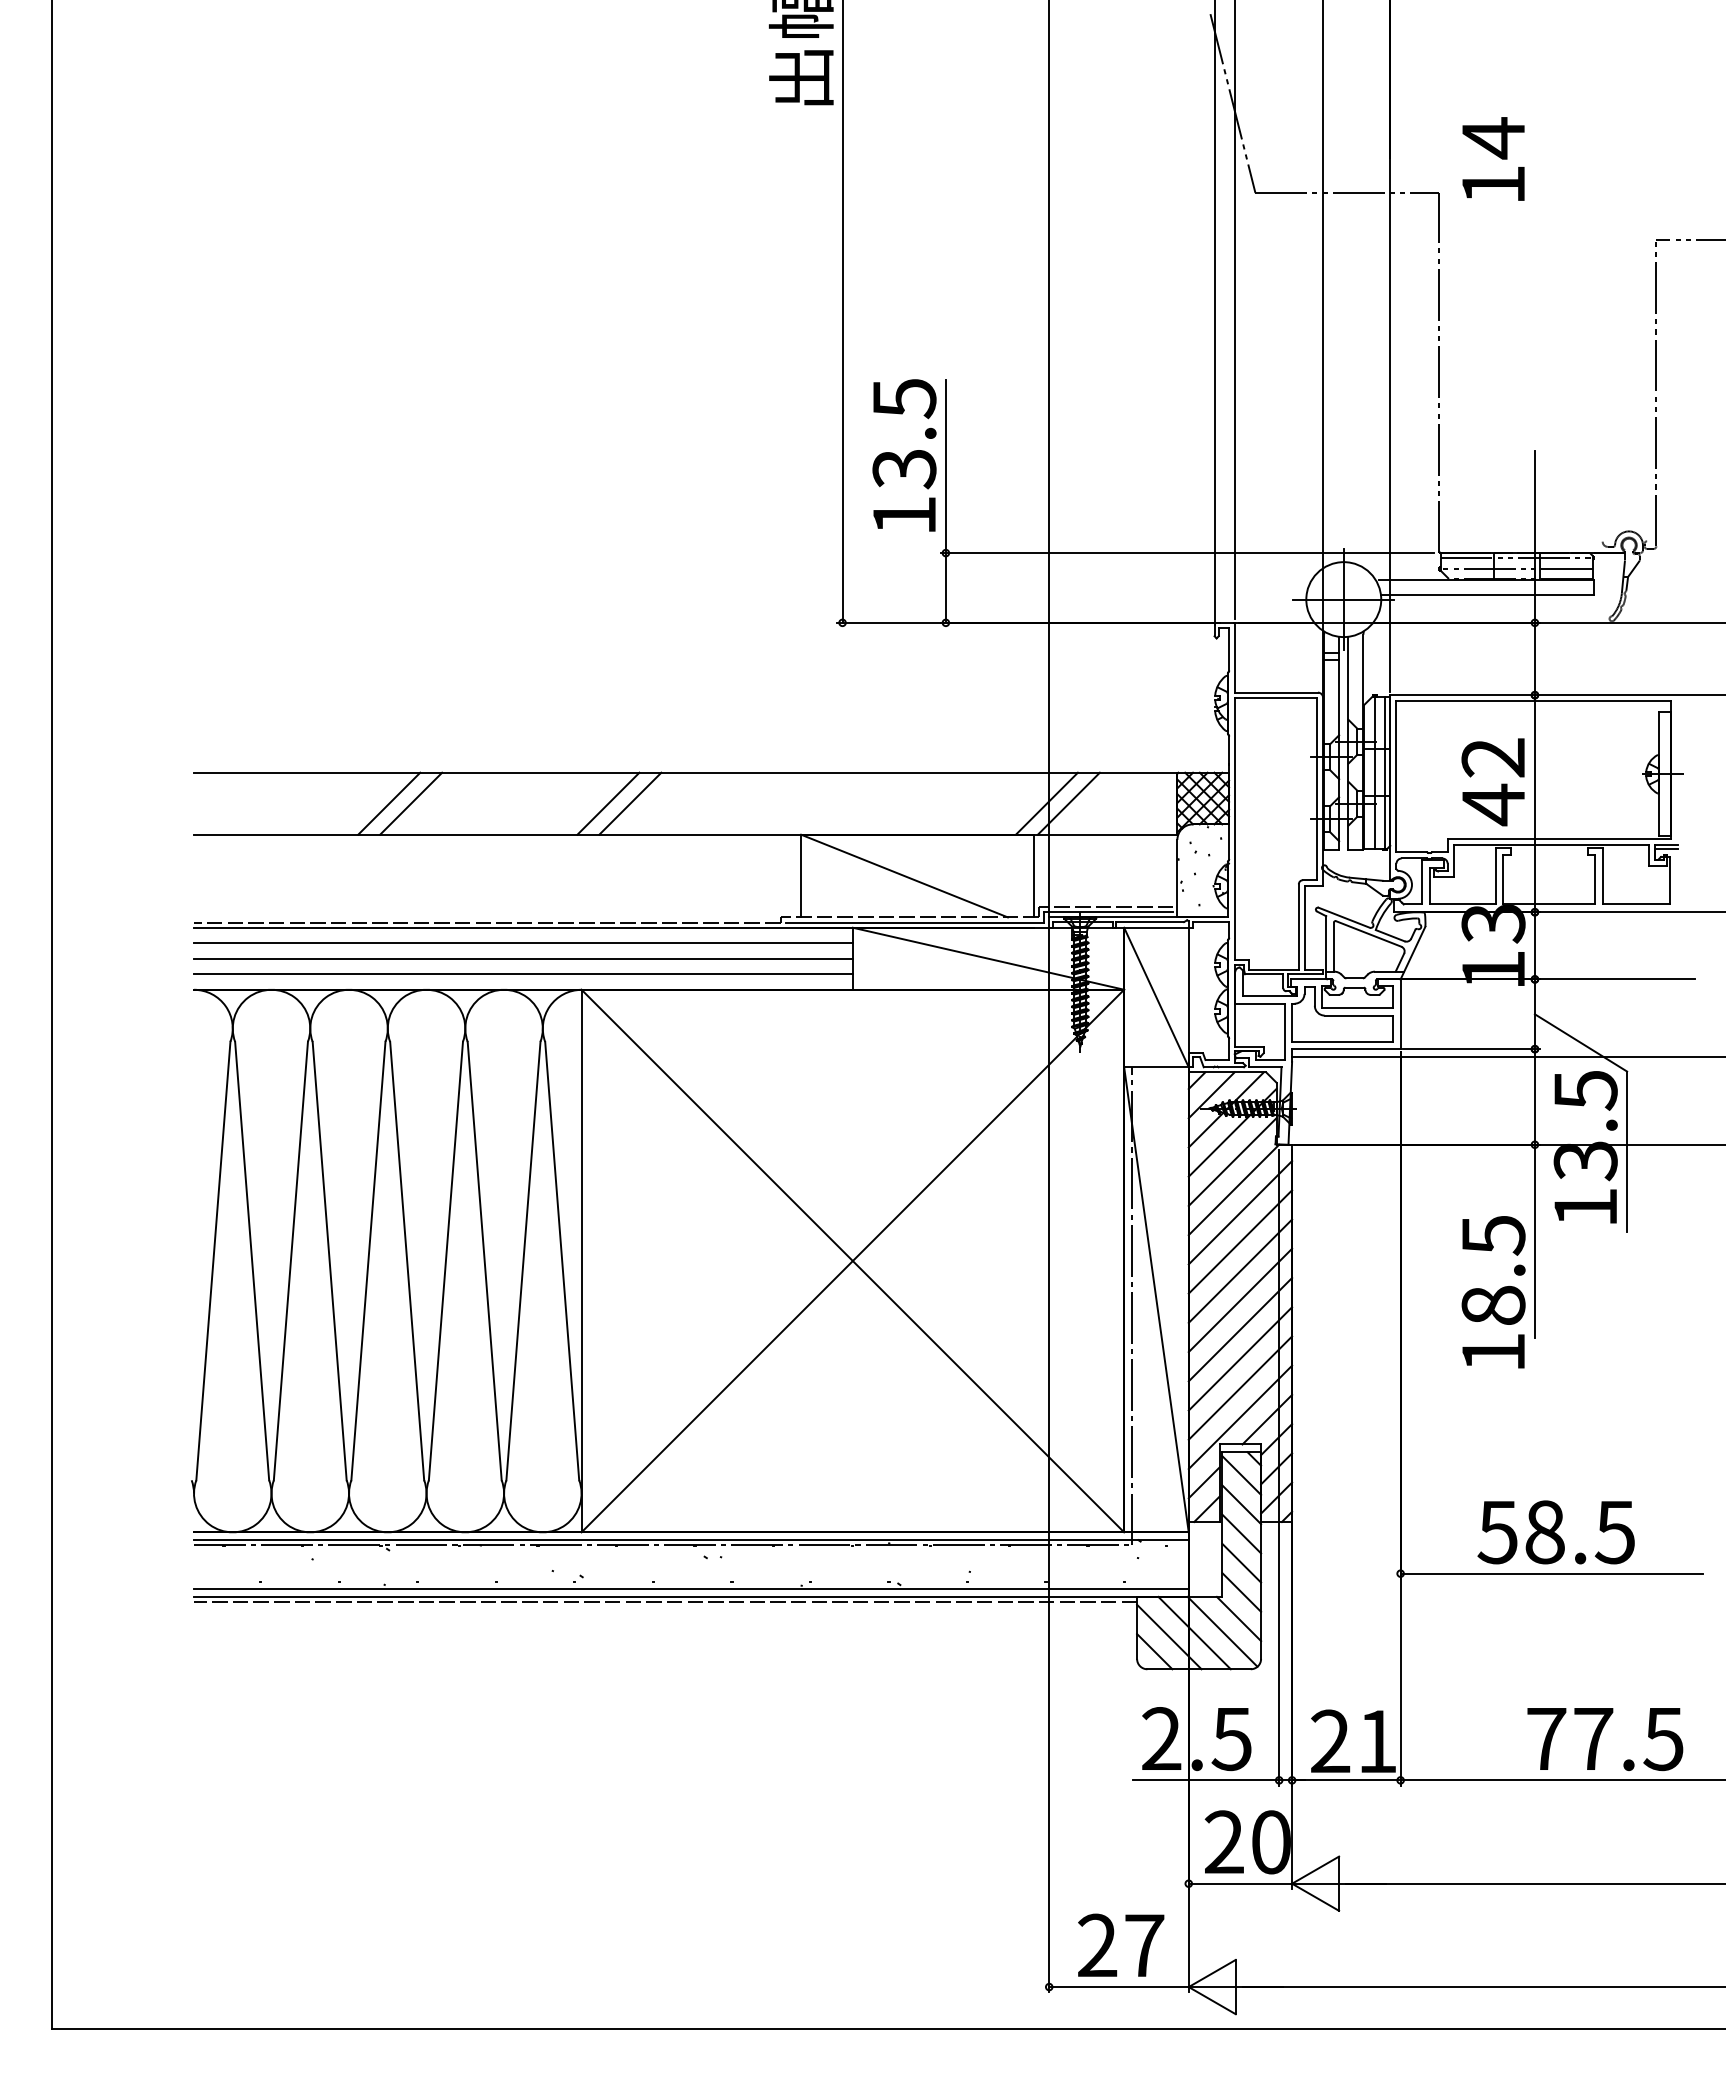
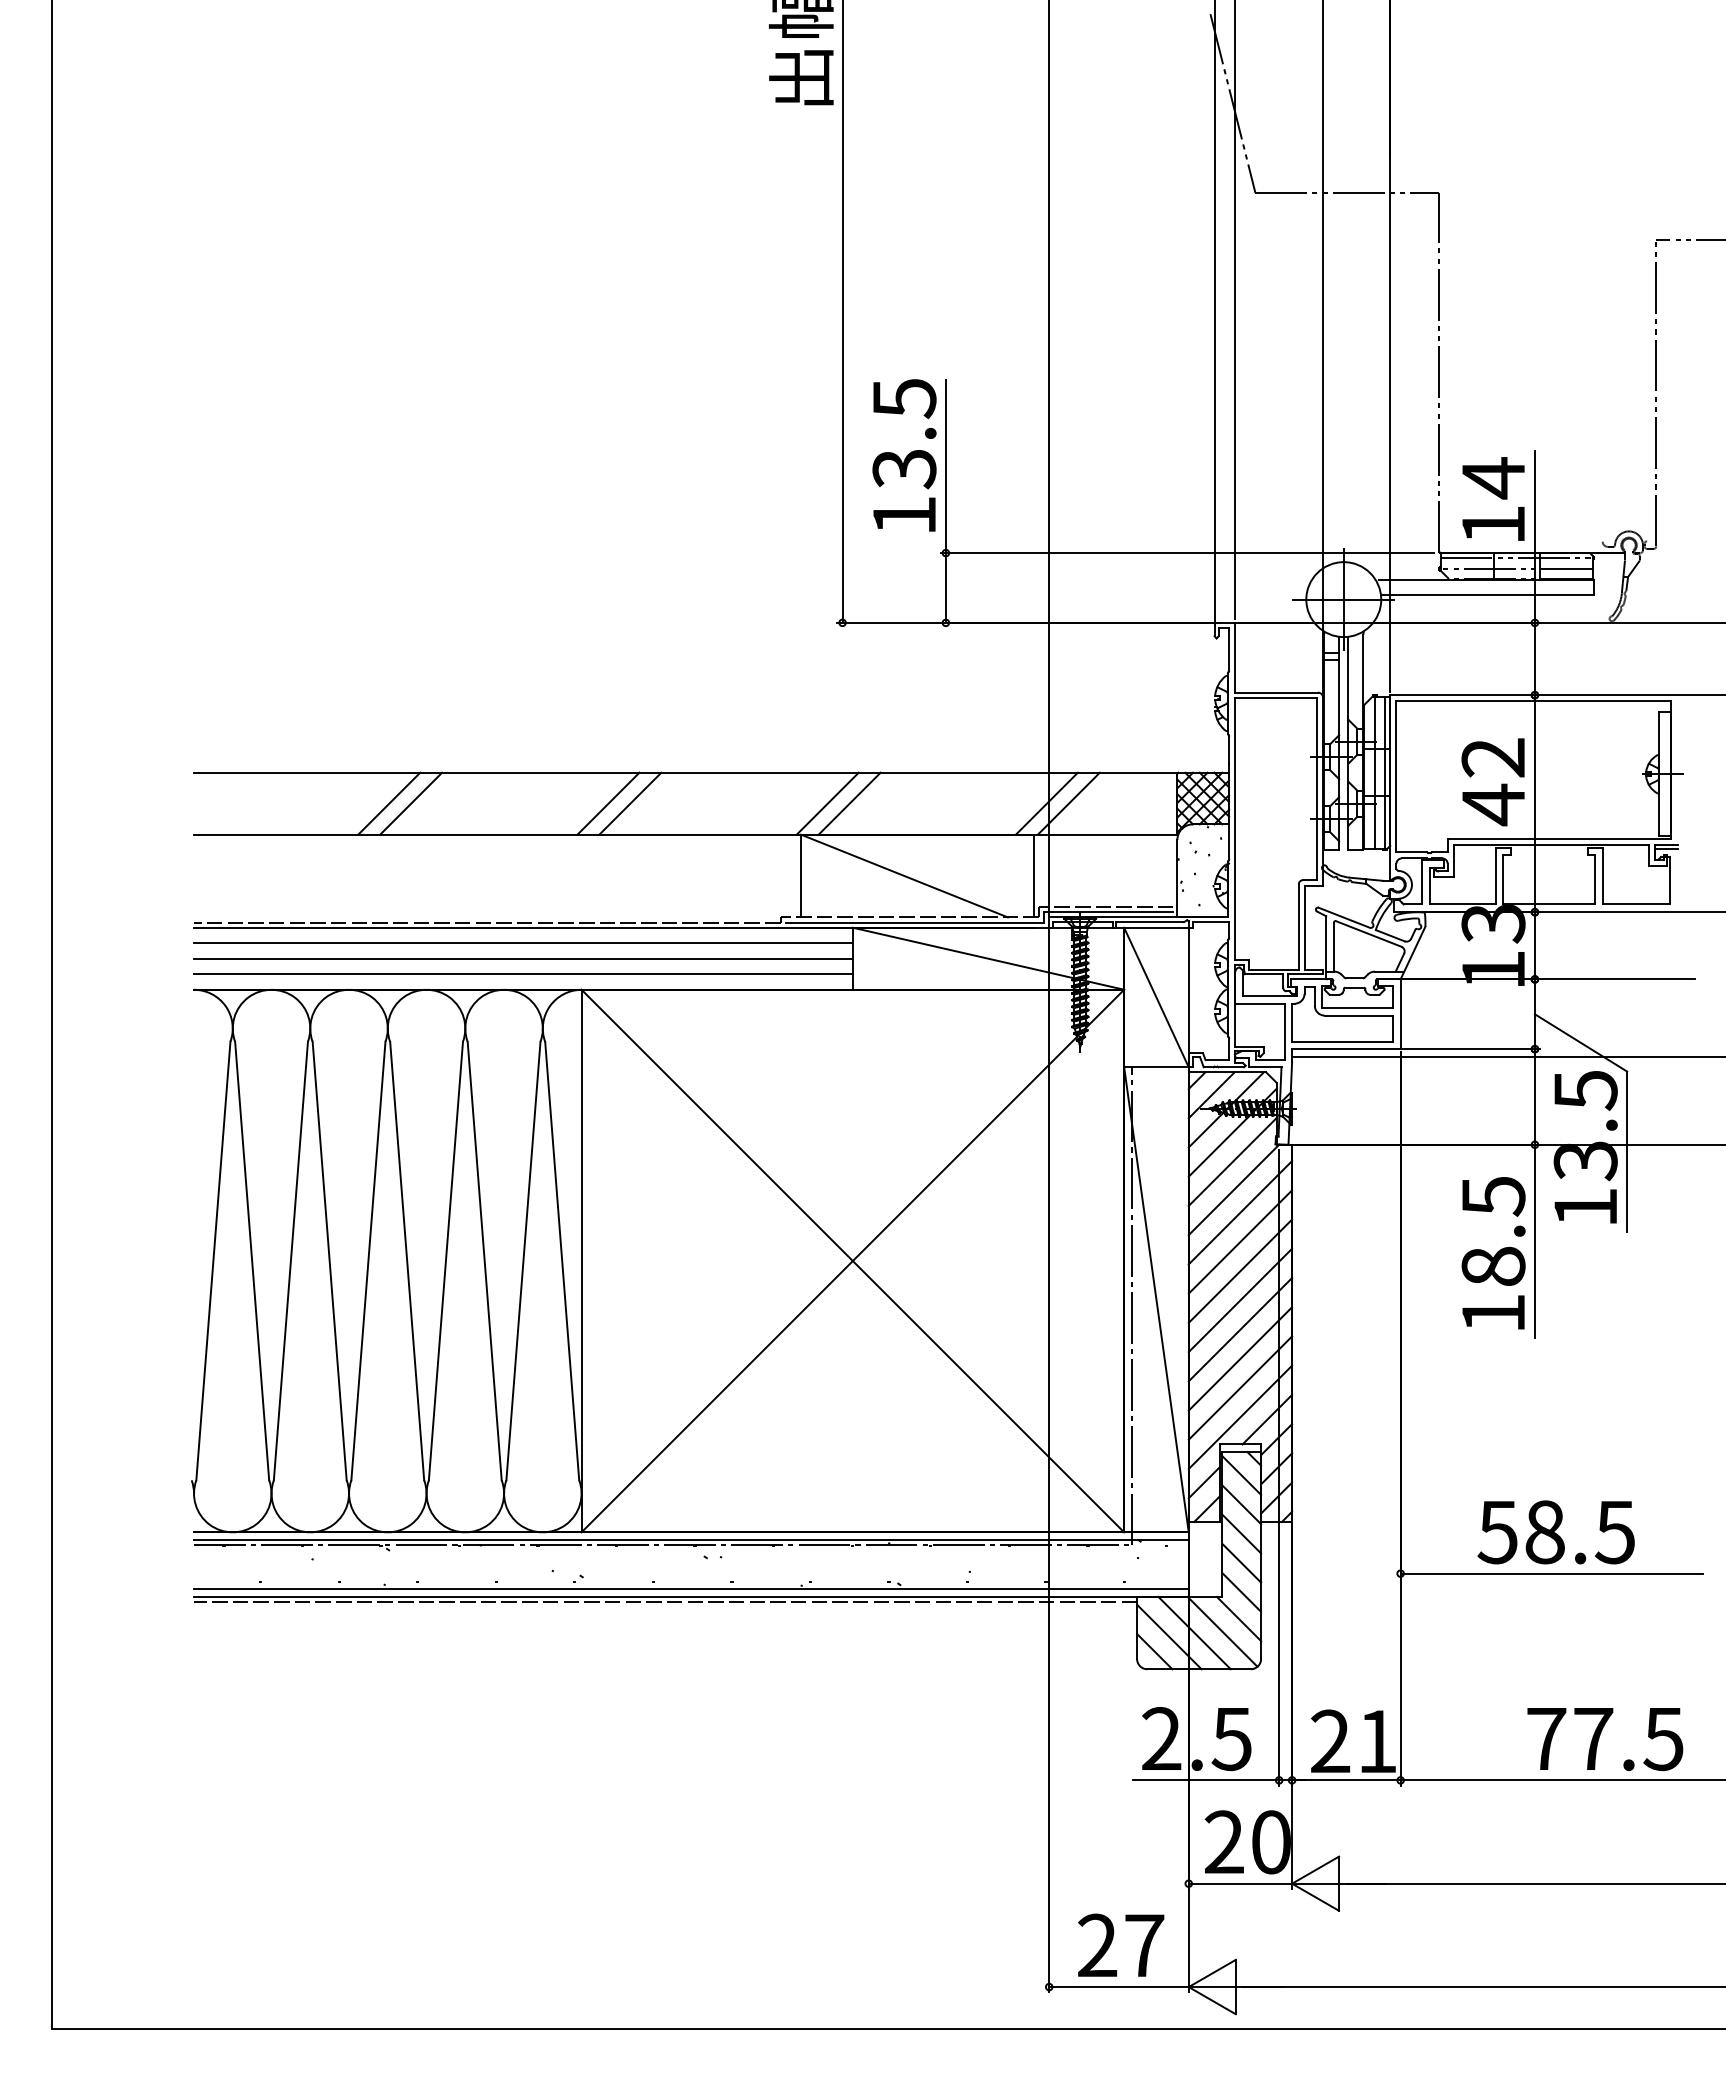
text position: (1493, 158) -> (1493, 498) (1493, 498)
line: none -> present (827, 803)
line: none -> present (849, 803)
text position: (1493, 1292) -> (1493, 1253) (1493, 1253)
